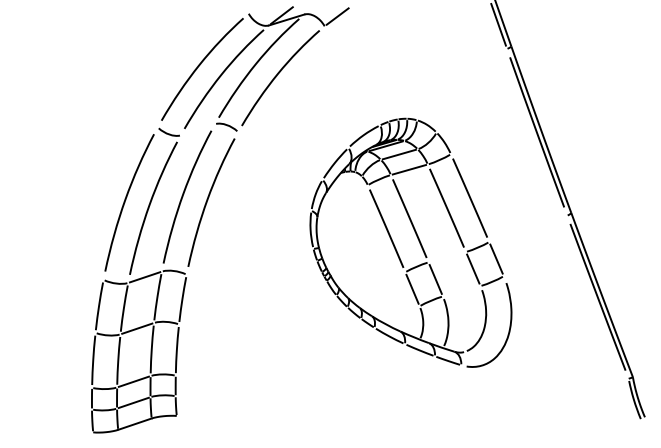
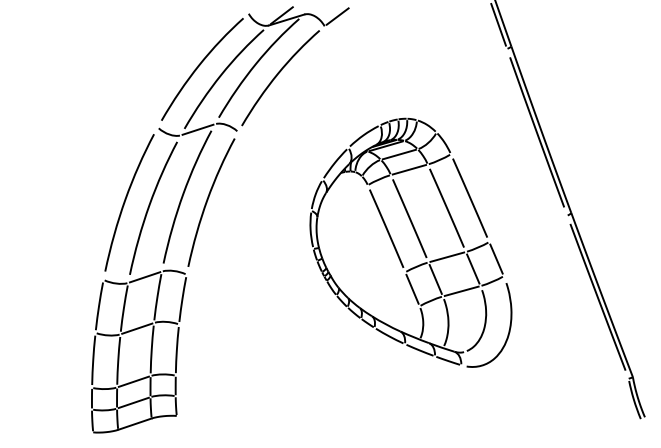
line: none -> present (197, 129)
line: none -> present (447, 256)
line: none -> present (461, 290)
